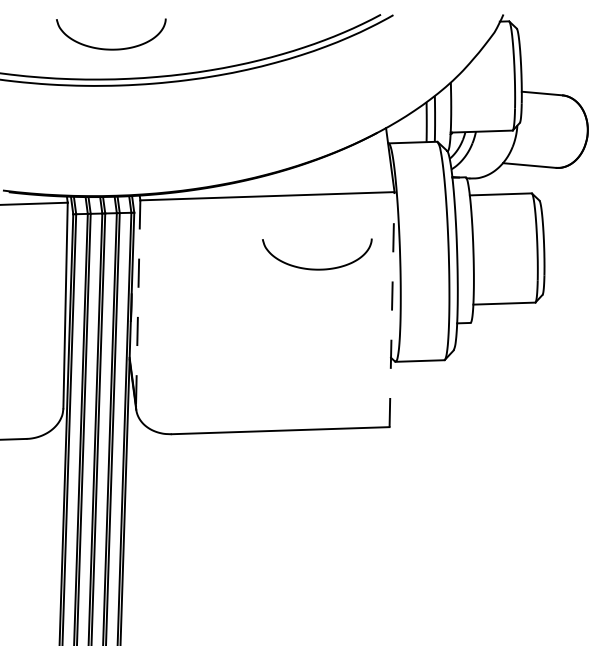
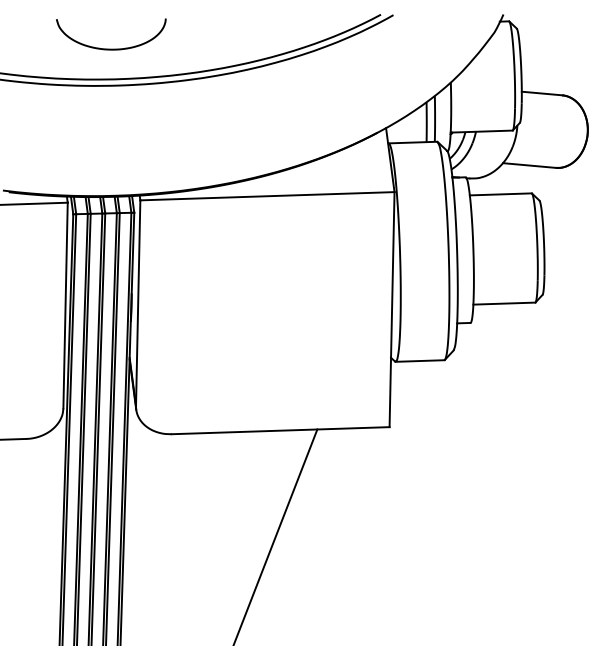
curve: present -> none (317, 268)
line: dashed -> solid (138, 303)
line: dashed -> solid (392, 309)
line: none -> present (275, 535)
